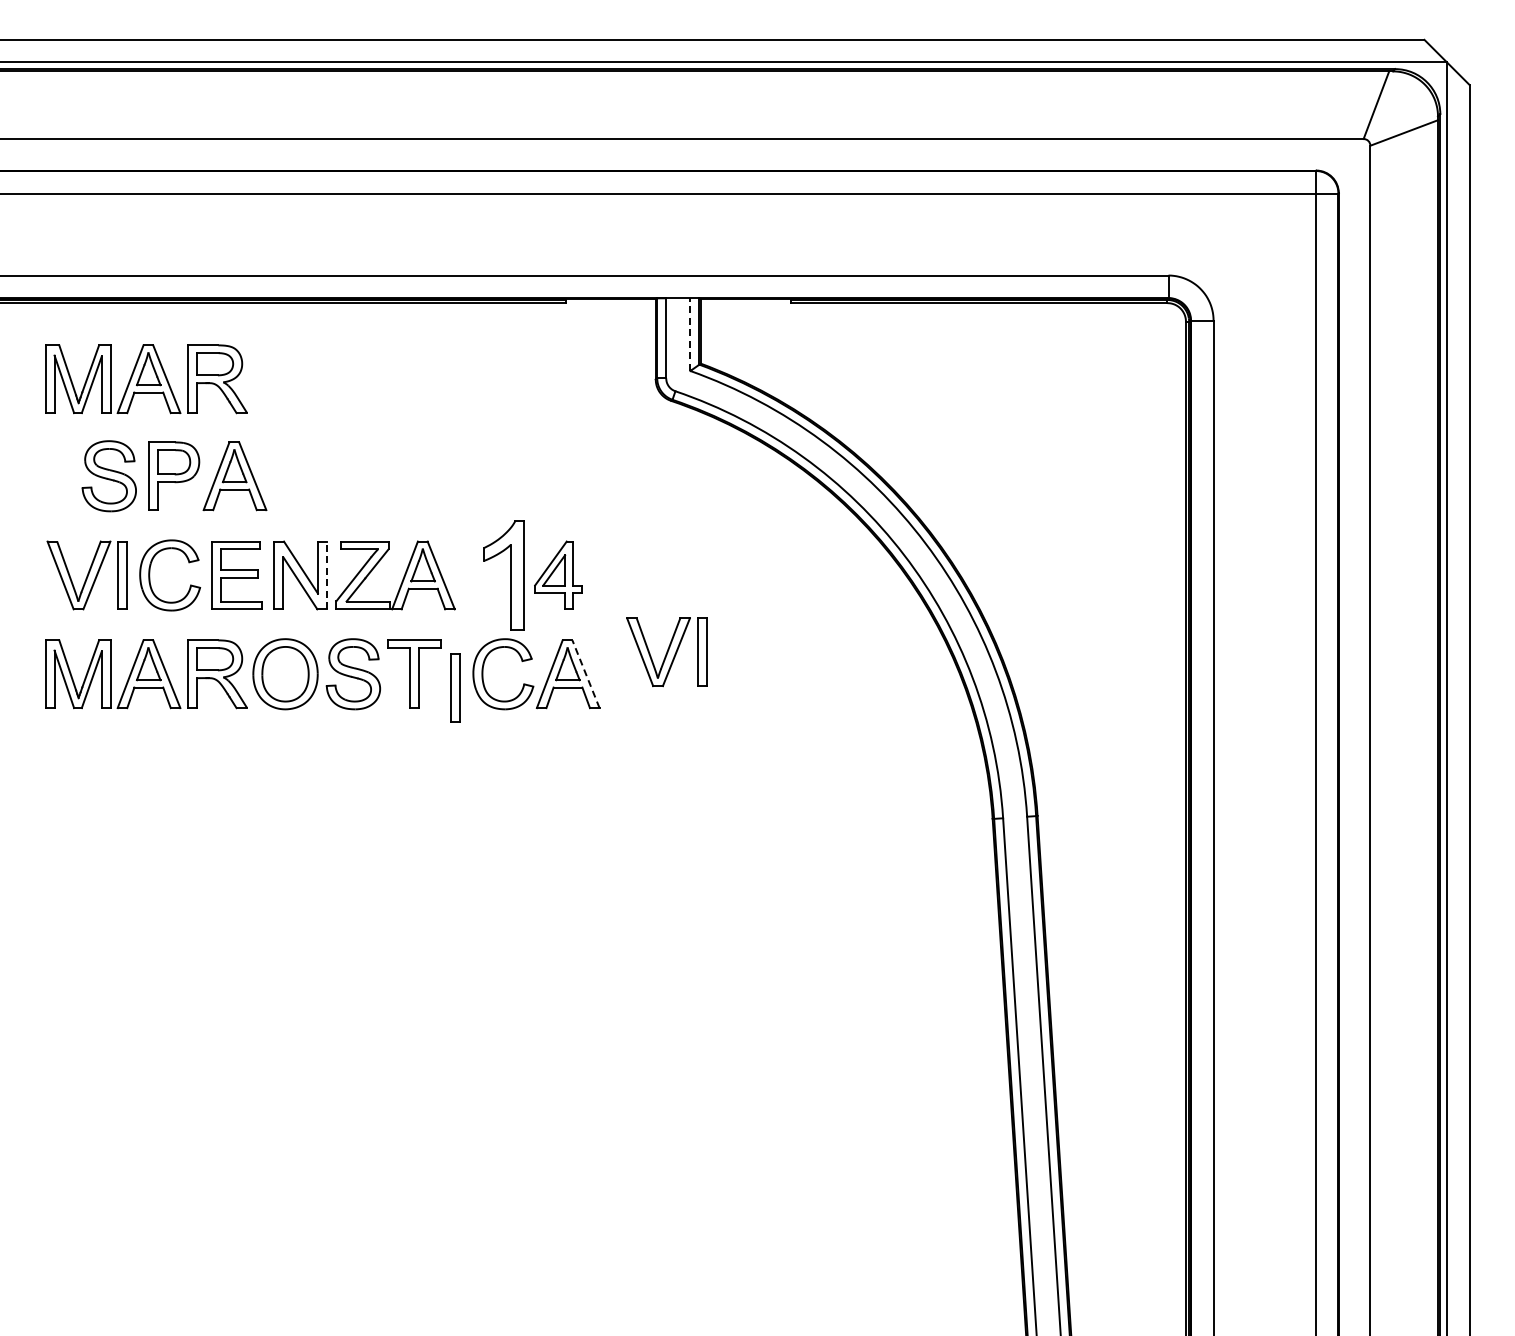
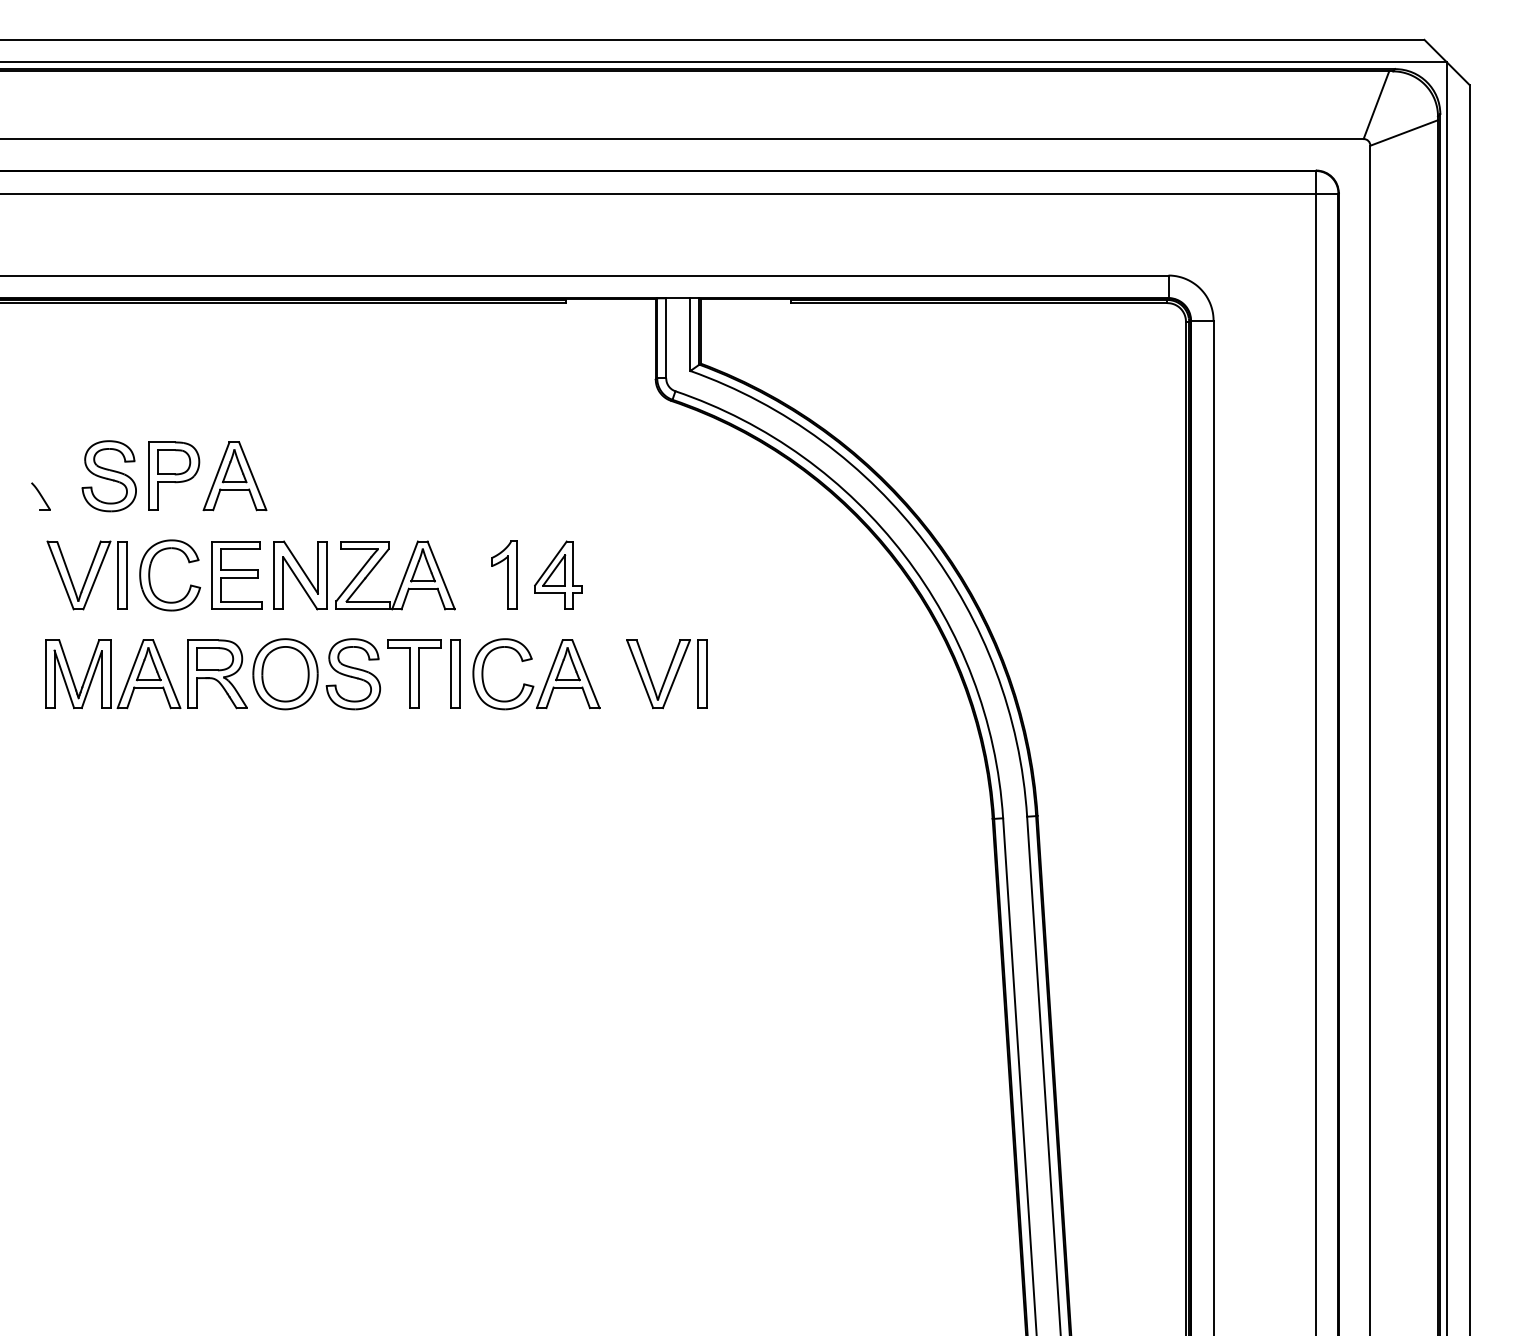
line: dashed -> solid (690, 334)
part: present -> none (146, 379)
part: none -> present (40, 496)
line: dashed -> solid (326, 575)
part size: 42x111 px -> 27x70 px (504, 574)
part position: (666, 652) -> (666, 674) (666, 674)
line: dashed -> solid (585, 673)
part position: (455, 687) -> (455, 673) (455, 673)
